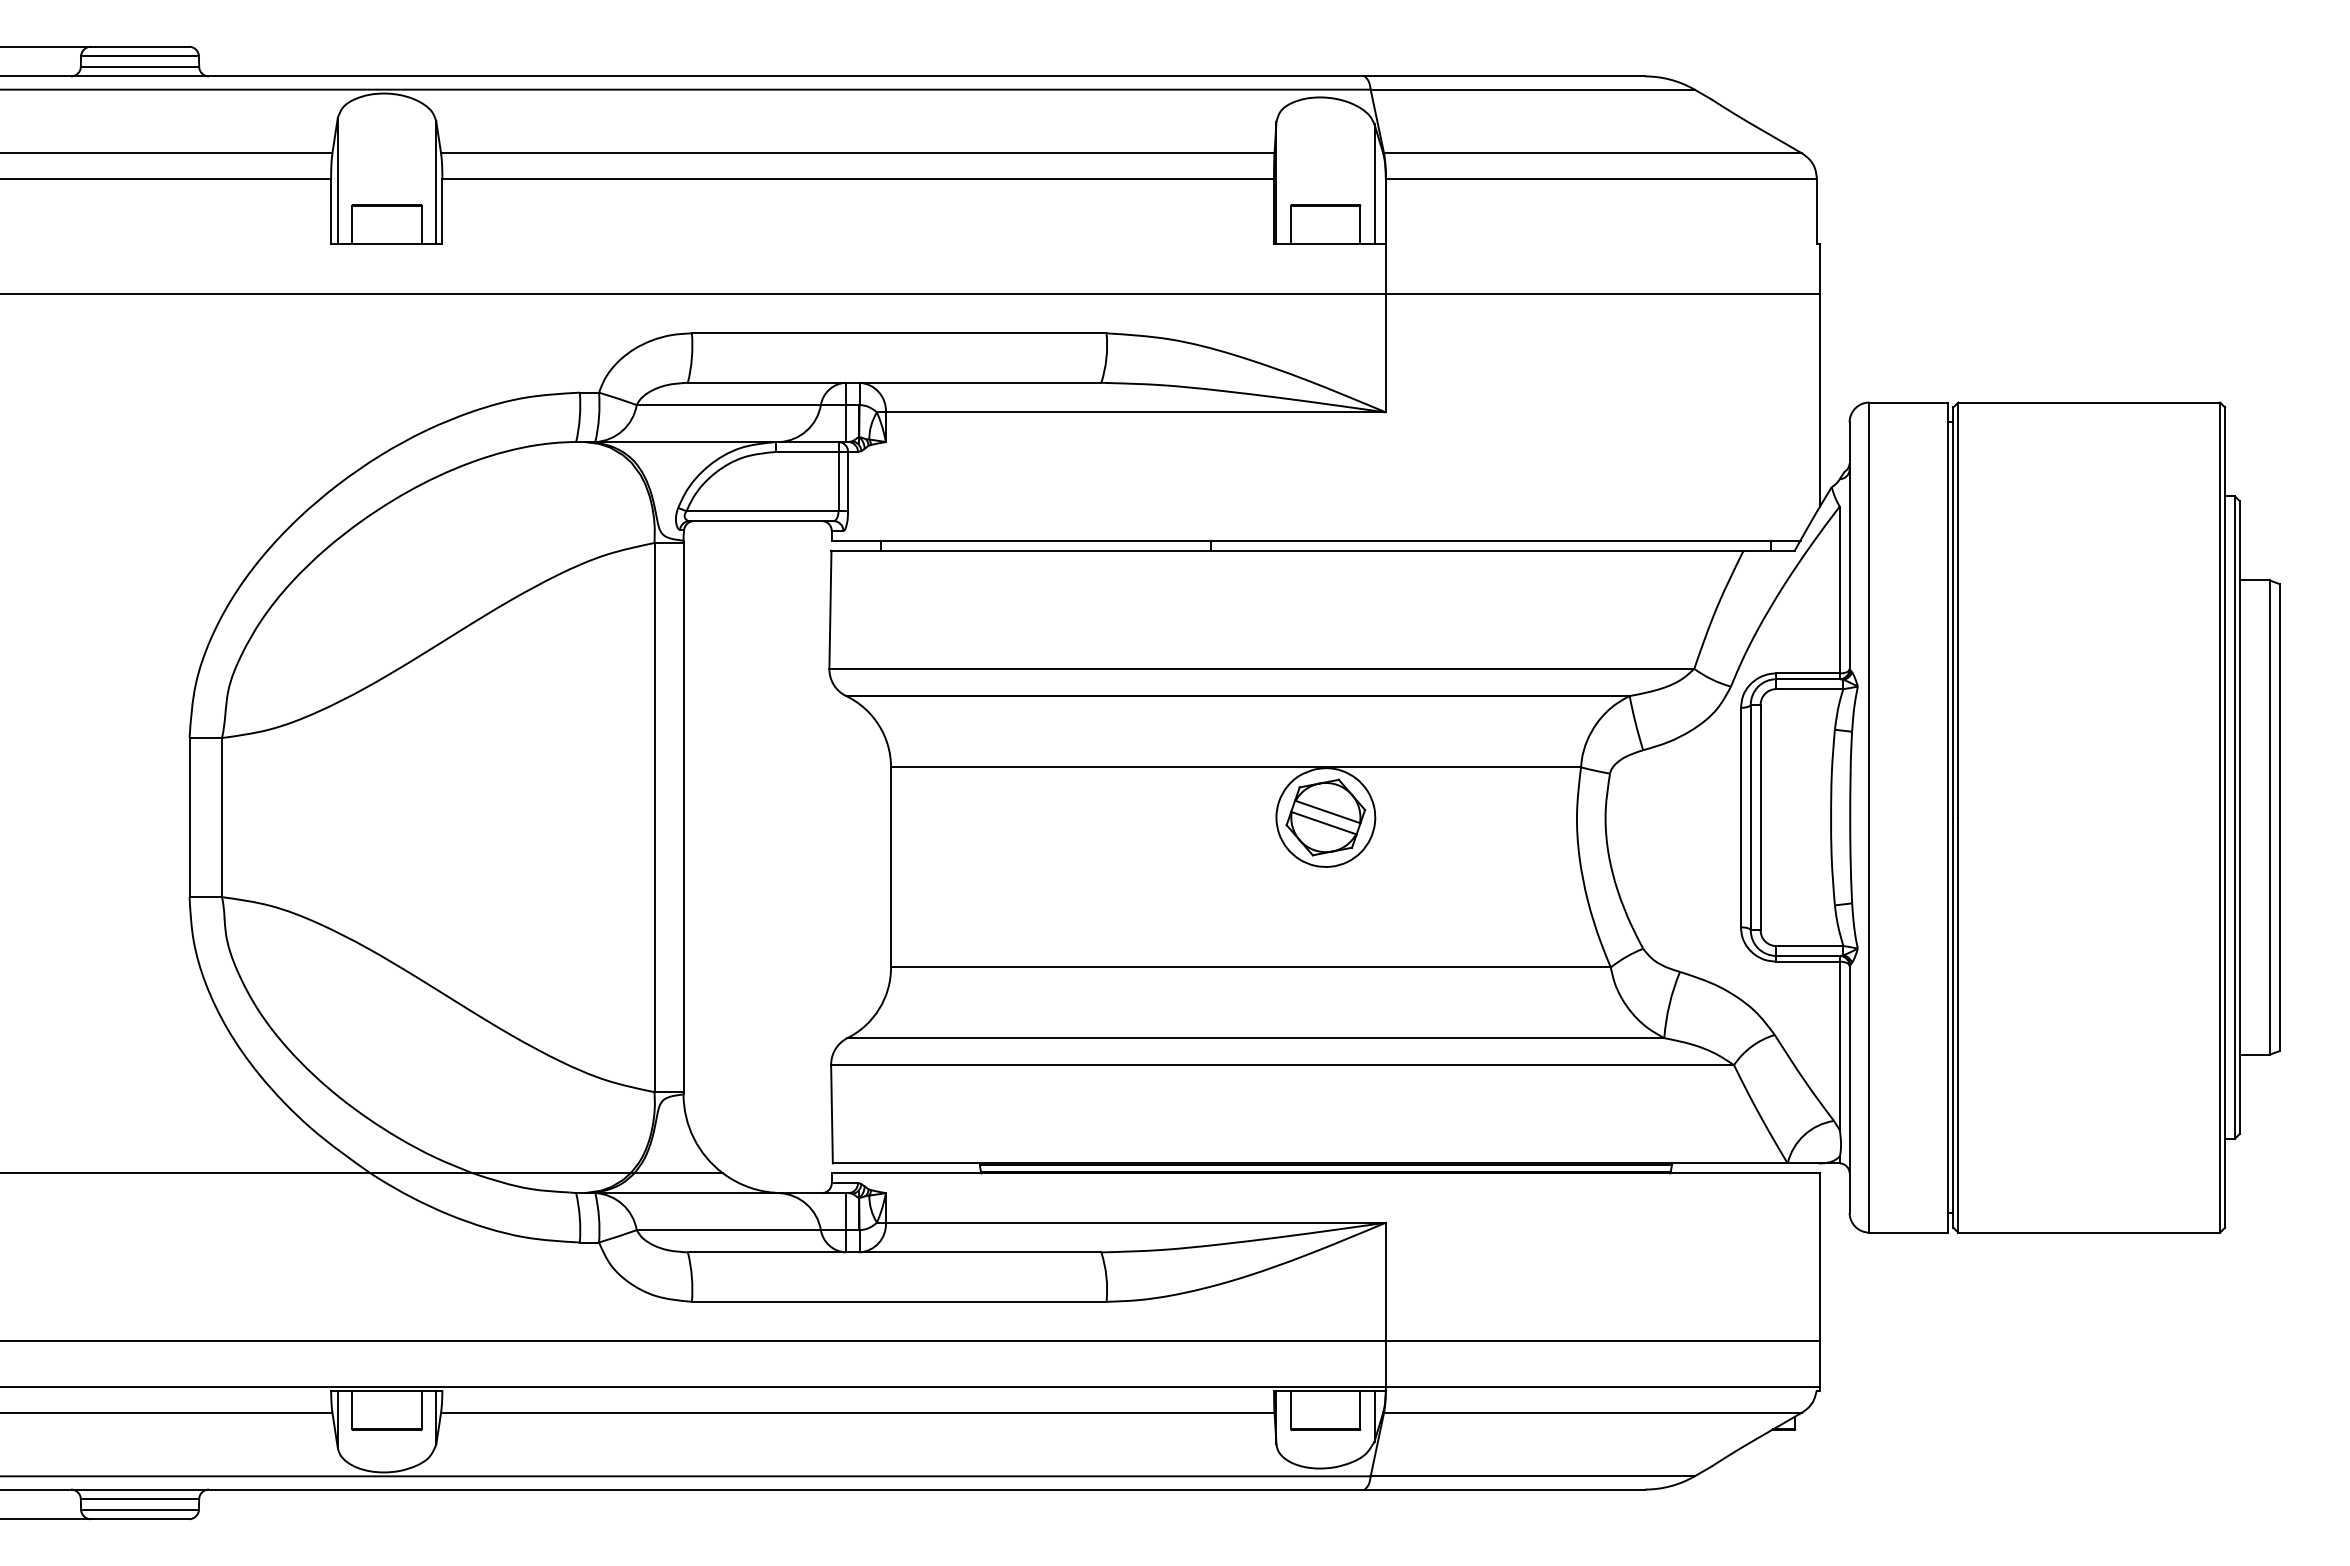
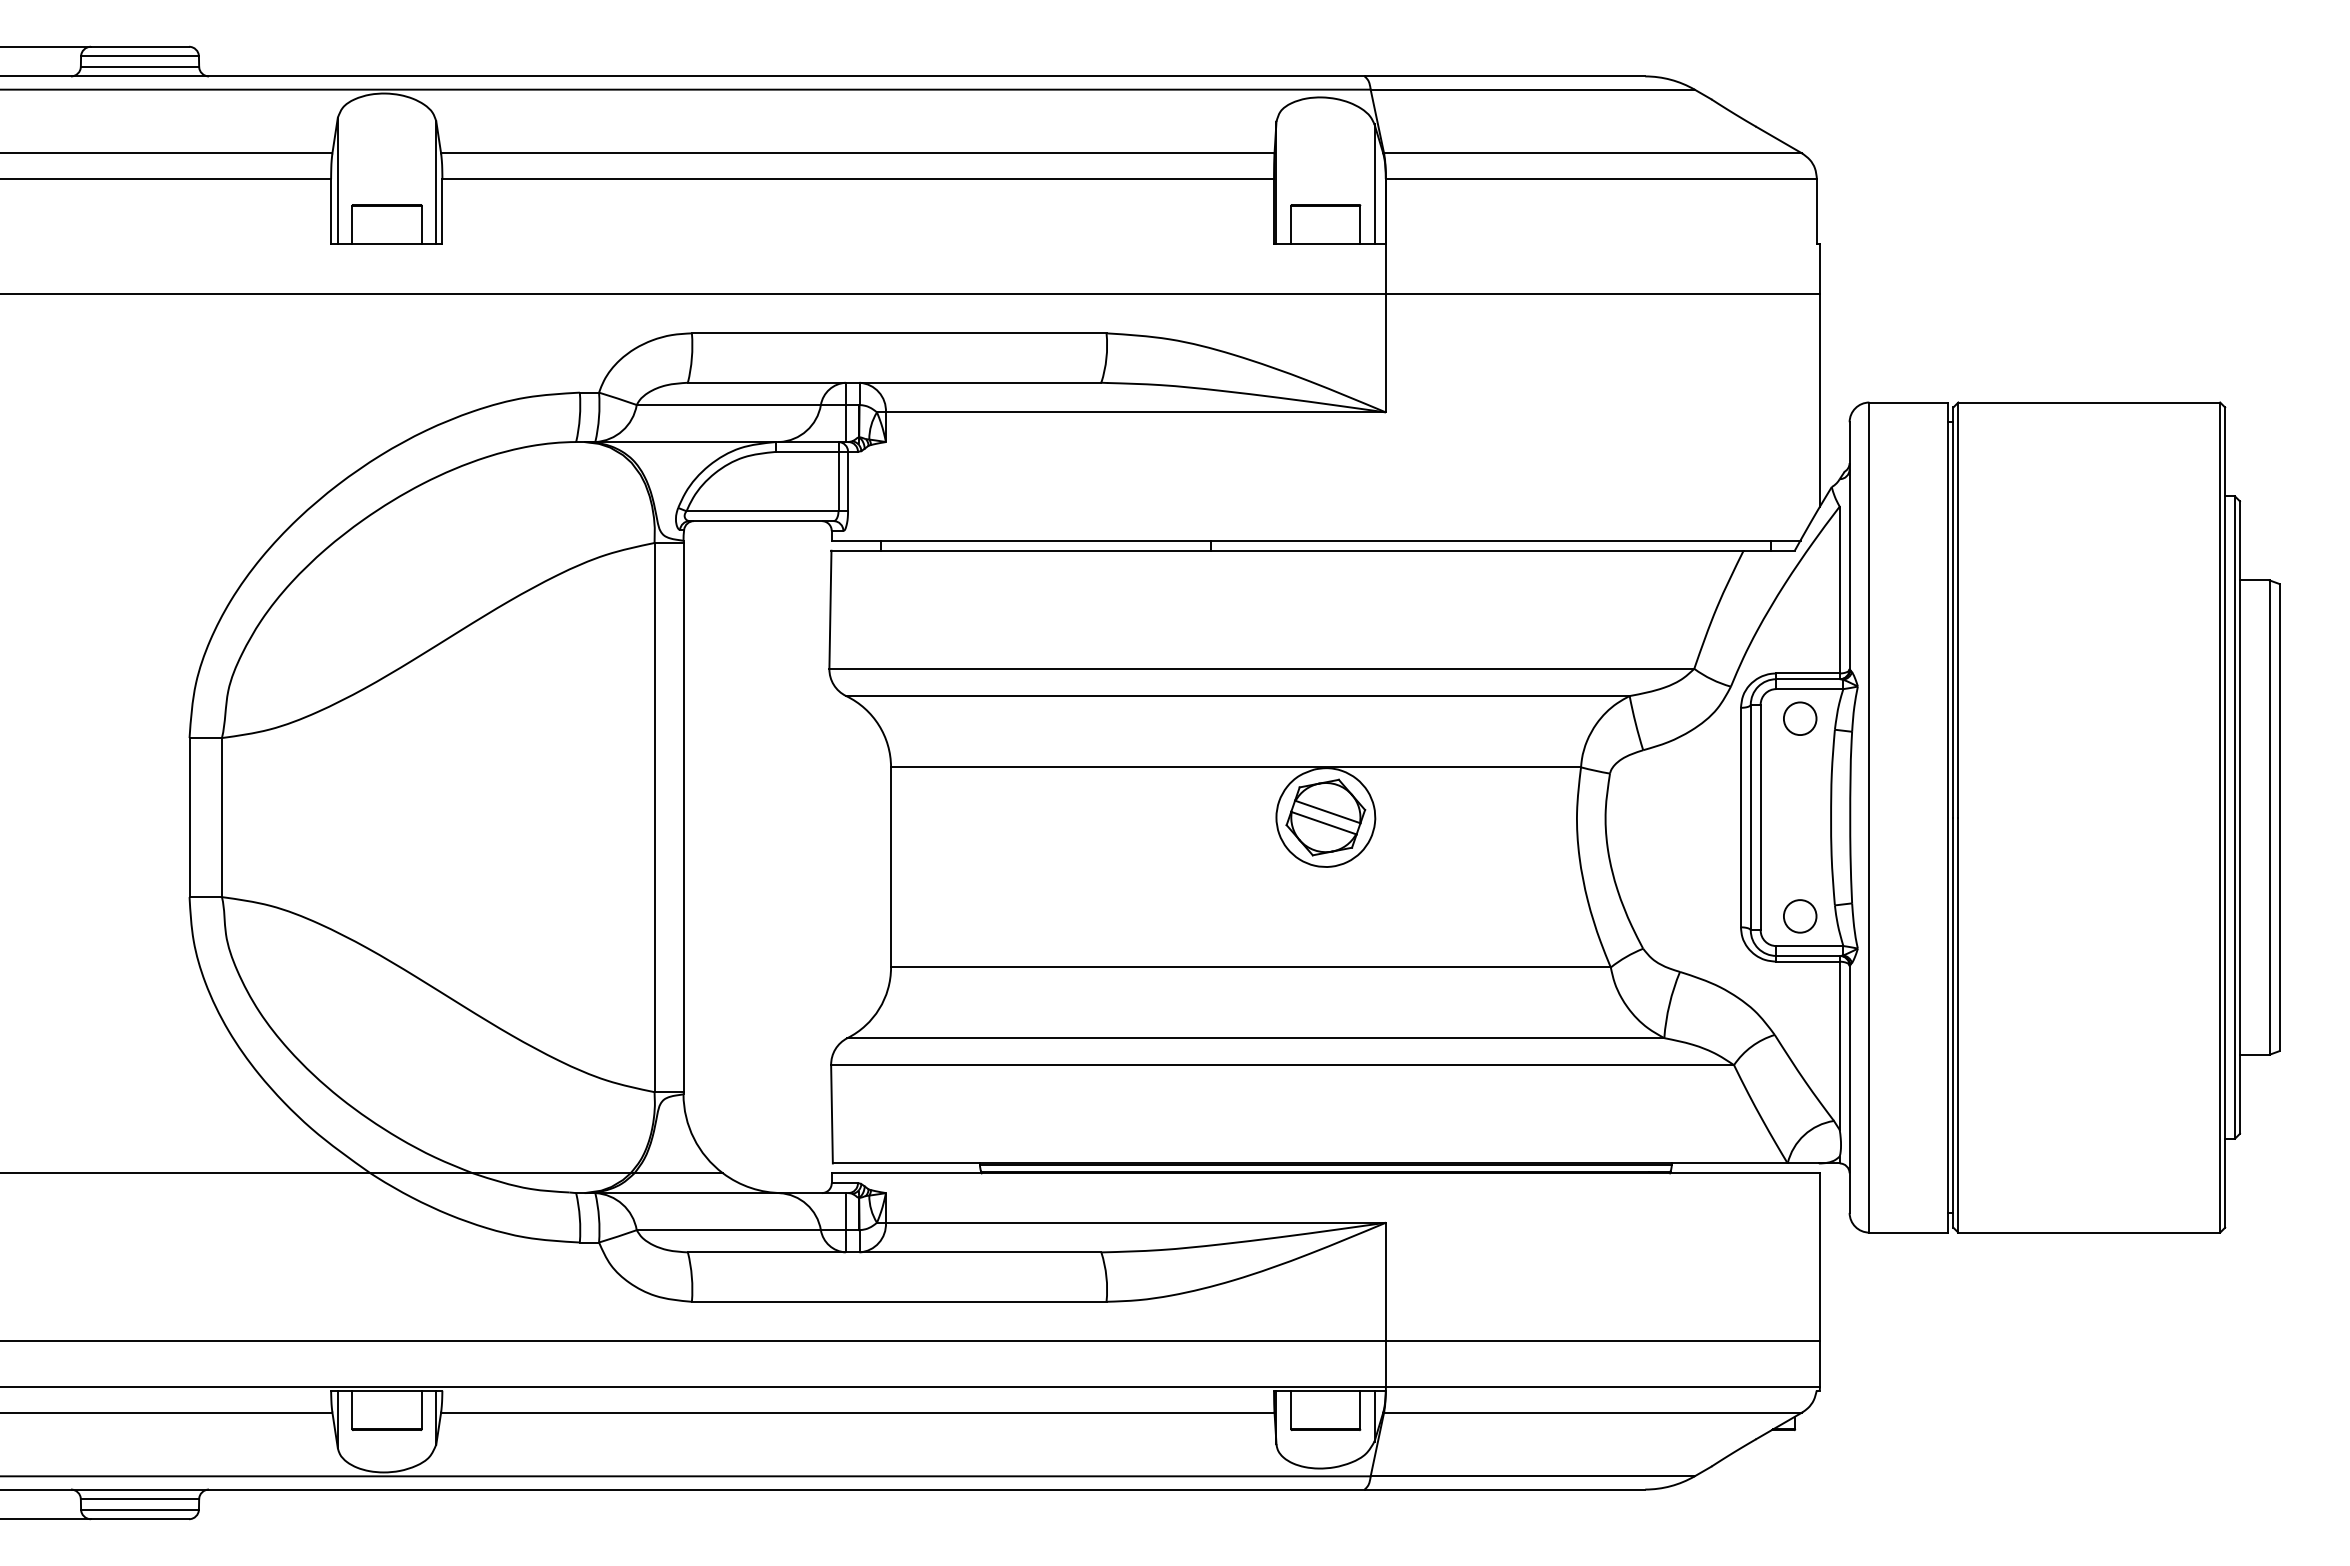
circle: none -> present (1800, 718)
circle: none -> present (1800, 916)
